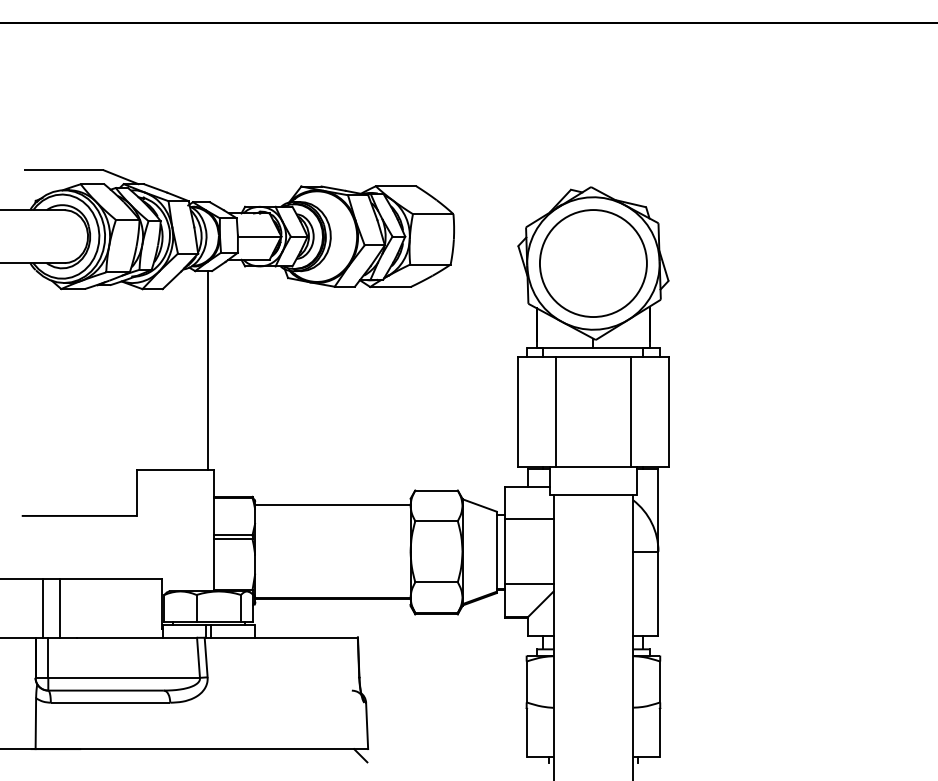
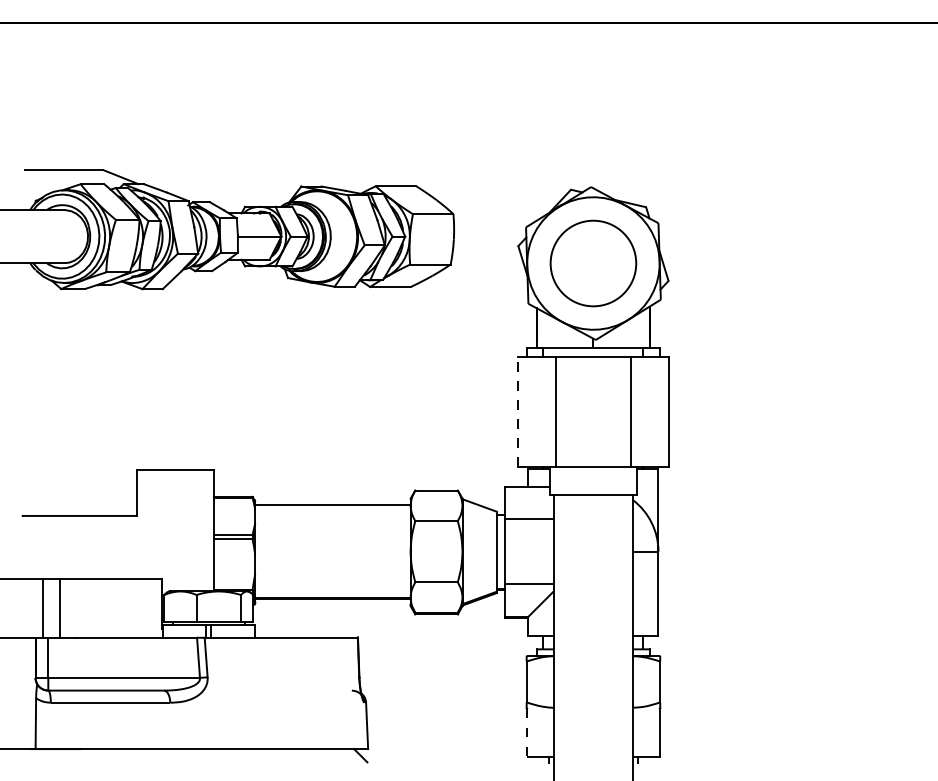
circle diameter: 107 px -> 86 px (593, 263)
line: present -> none (208, 370)
line: solid -> dashed (518, 412)
line: solid -> dashed (527, 732)
